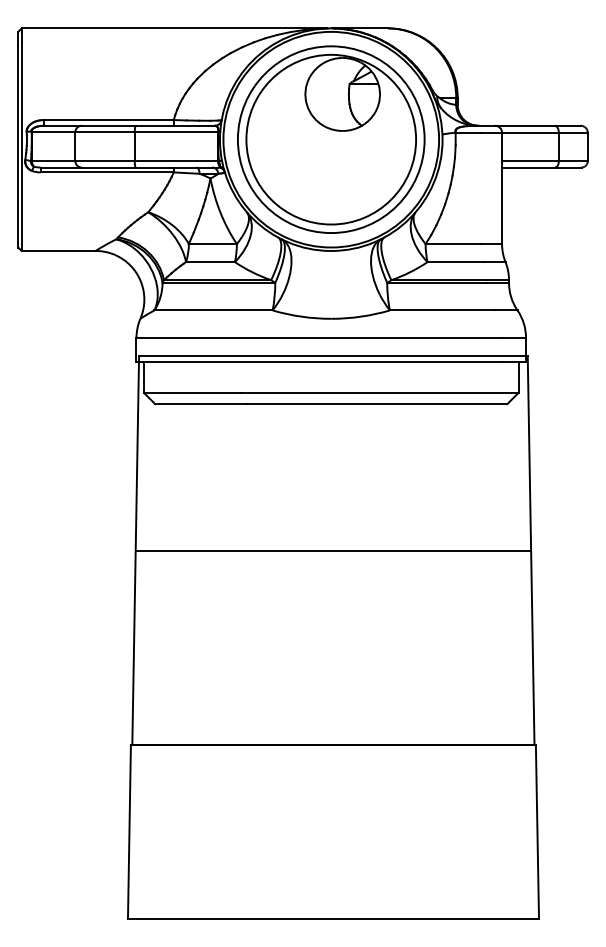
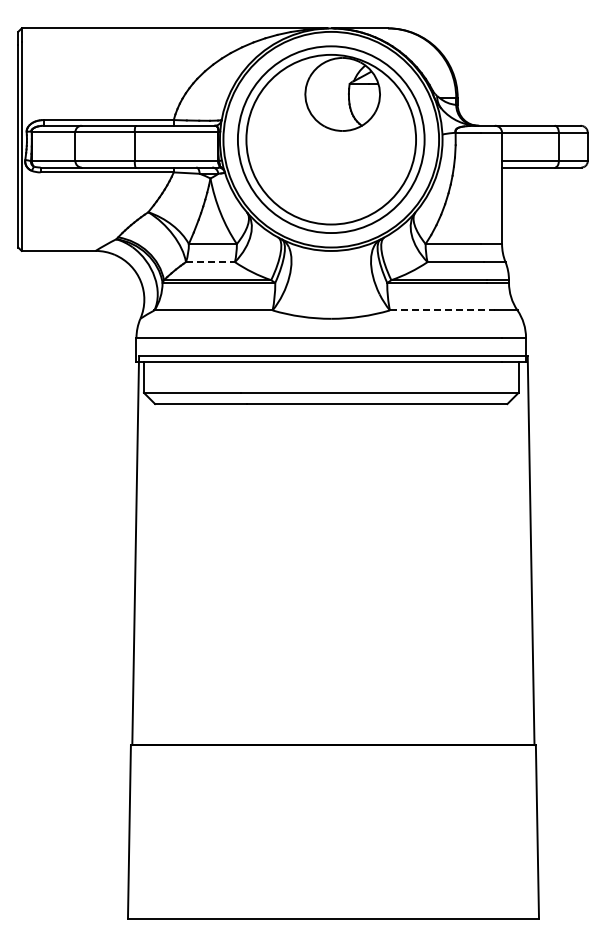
line: solid -> dashed (210, 262)
line: solid -> dashed (442, 310)
line: present -> none (333, 550)
